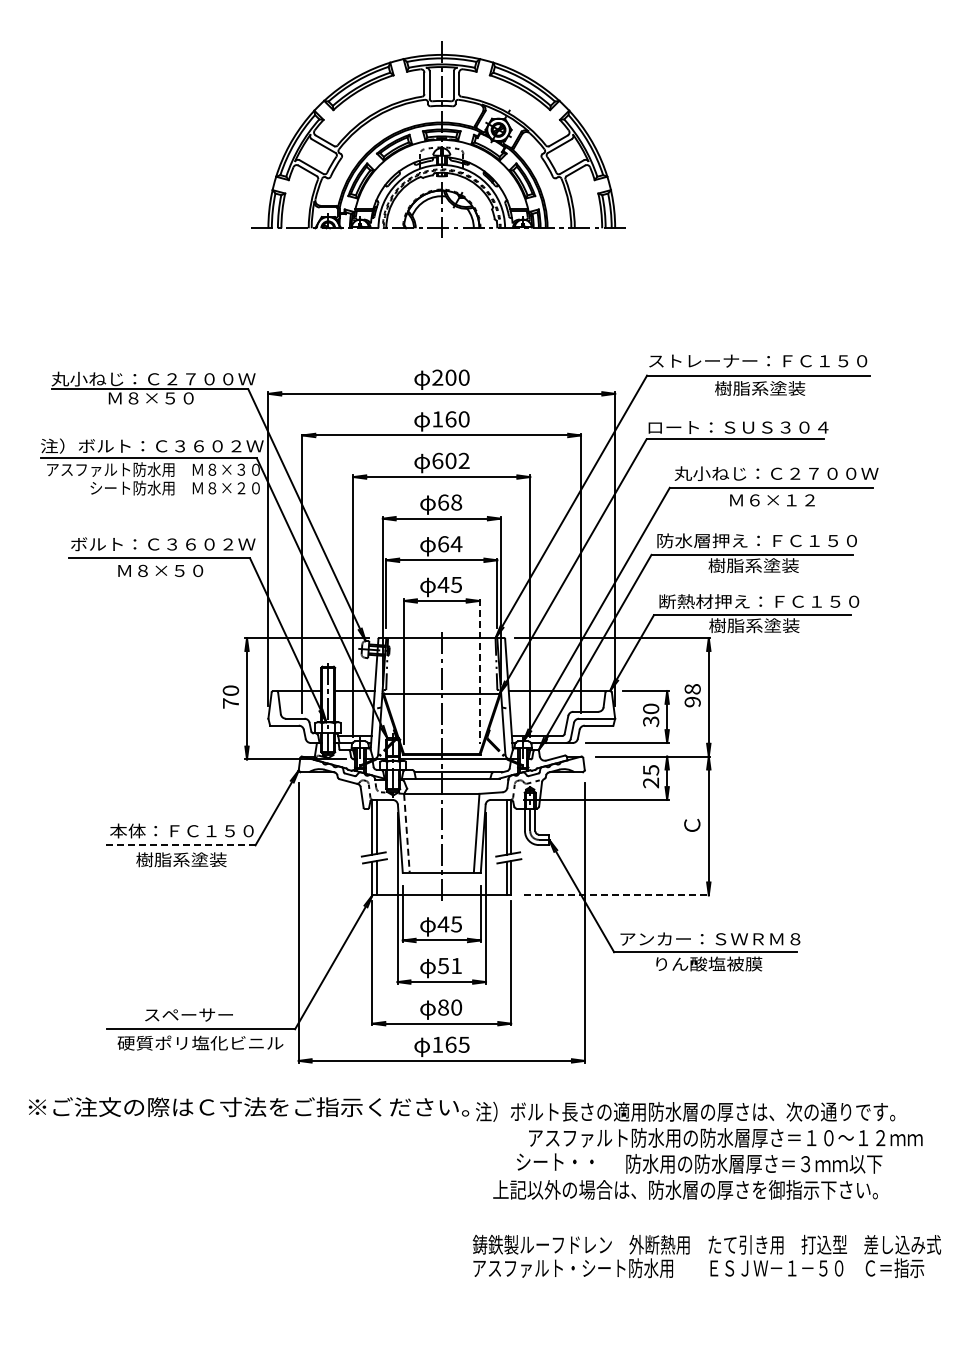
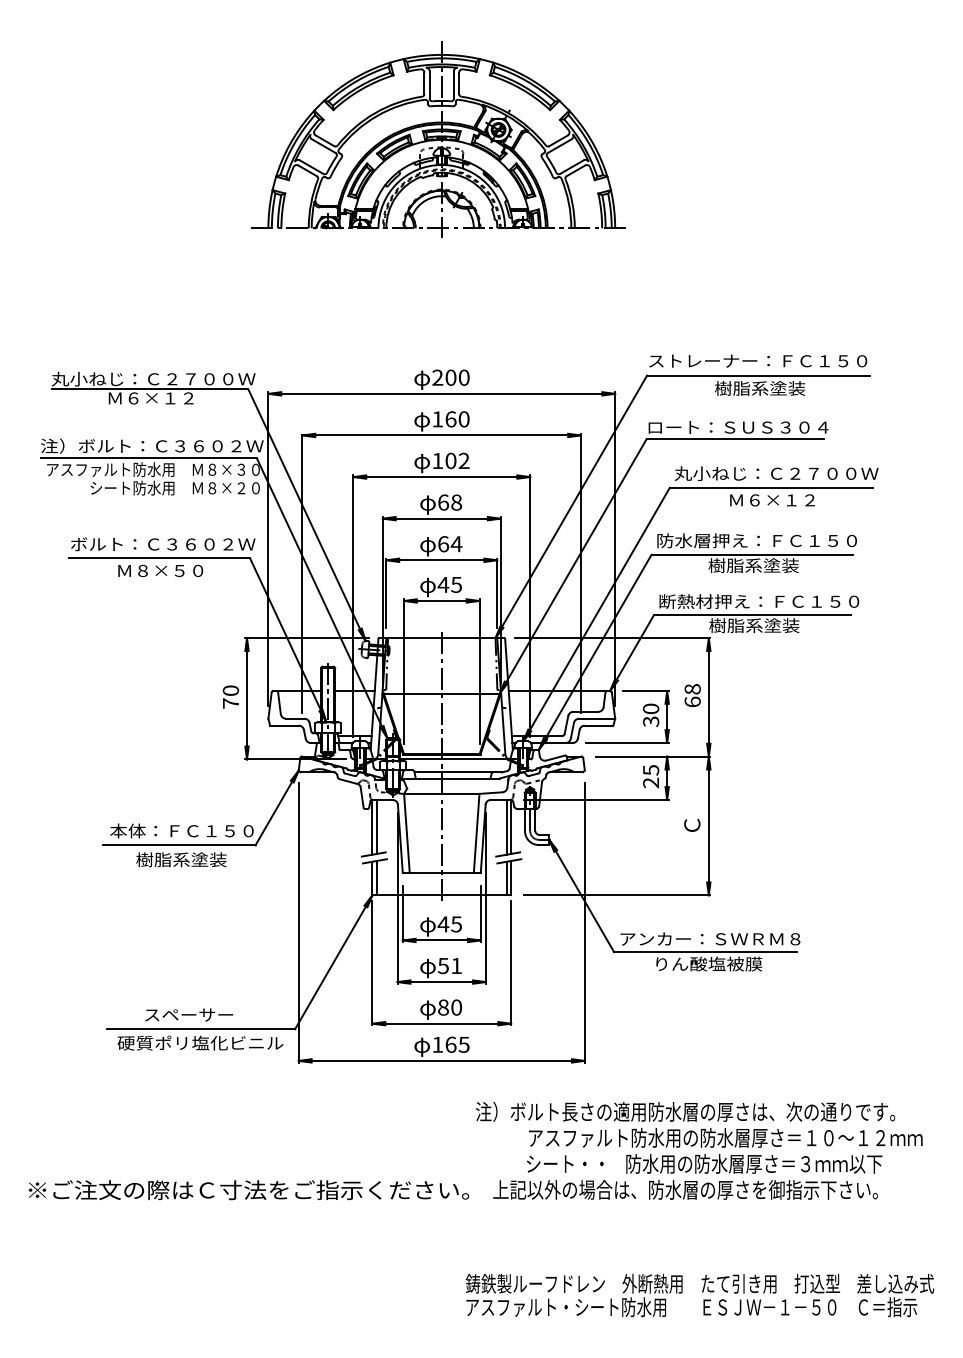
text: Ｍ８×５０ -> Ｍ６×１２ (160, 398)
text: 602 -> 102 (437, 460)
line: dashed -> solid (479, 672)
text: 98 -> 68 (692, 701)
line: dashed -> solid (406, 833)
line: dashed -> solid (178, 845)
line: dashed -> solid (617, 895)
text position: (248, 1107) -> (248, 1190) (248, 1190)
text position: (555, 1161) -> (565, 1163) (565, 1163)
text position: (706, 1256) -> (699, 1295) (699, 1295)
